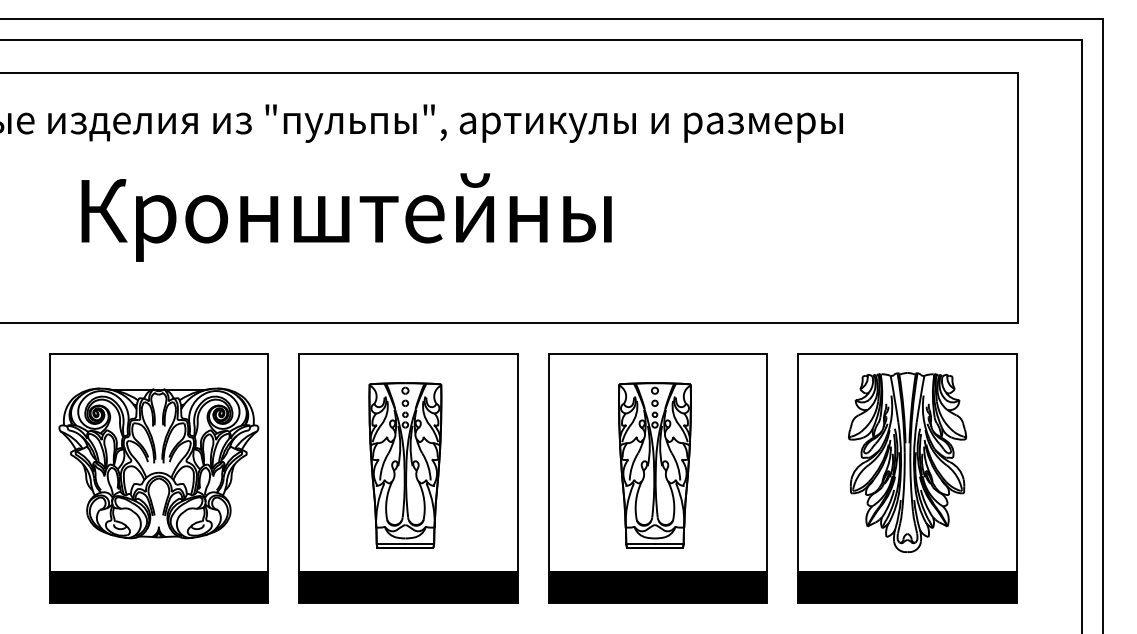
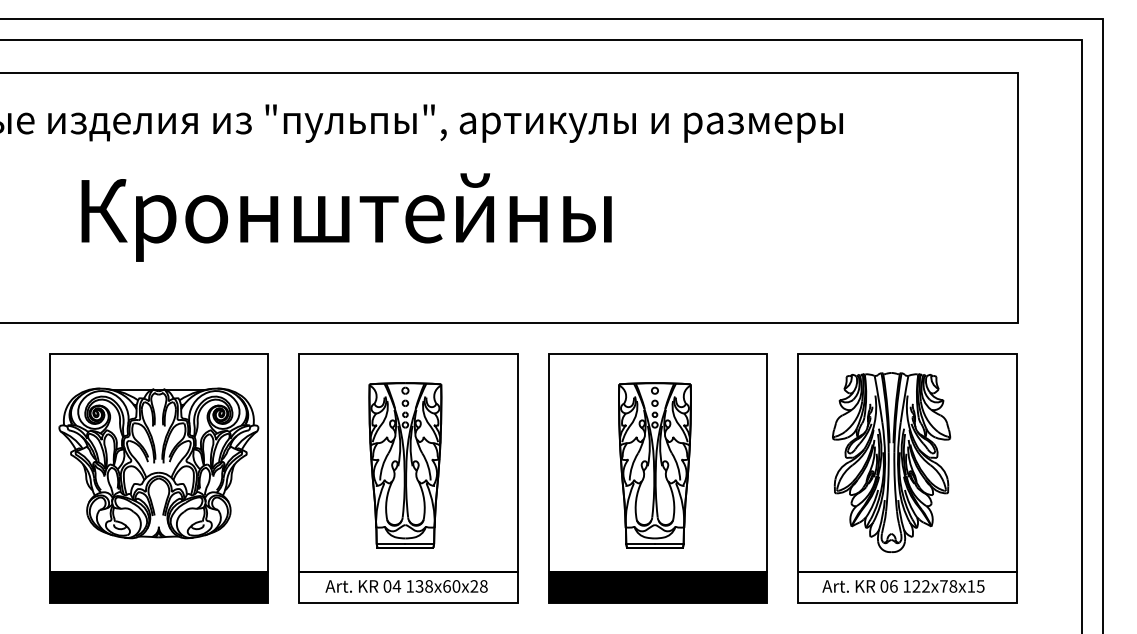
part position: (907, 462) -> (891, 462) (891, 462)
fill: present -> none (408, 587)
fill: present -> none (907, 587)
